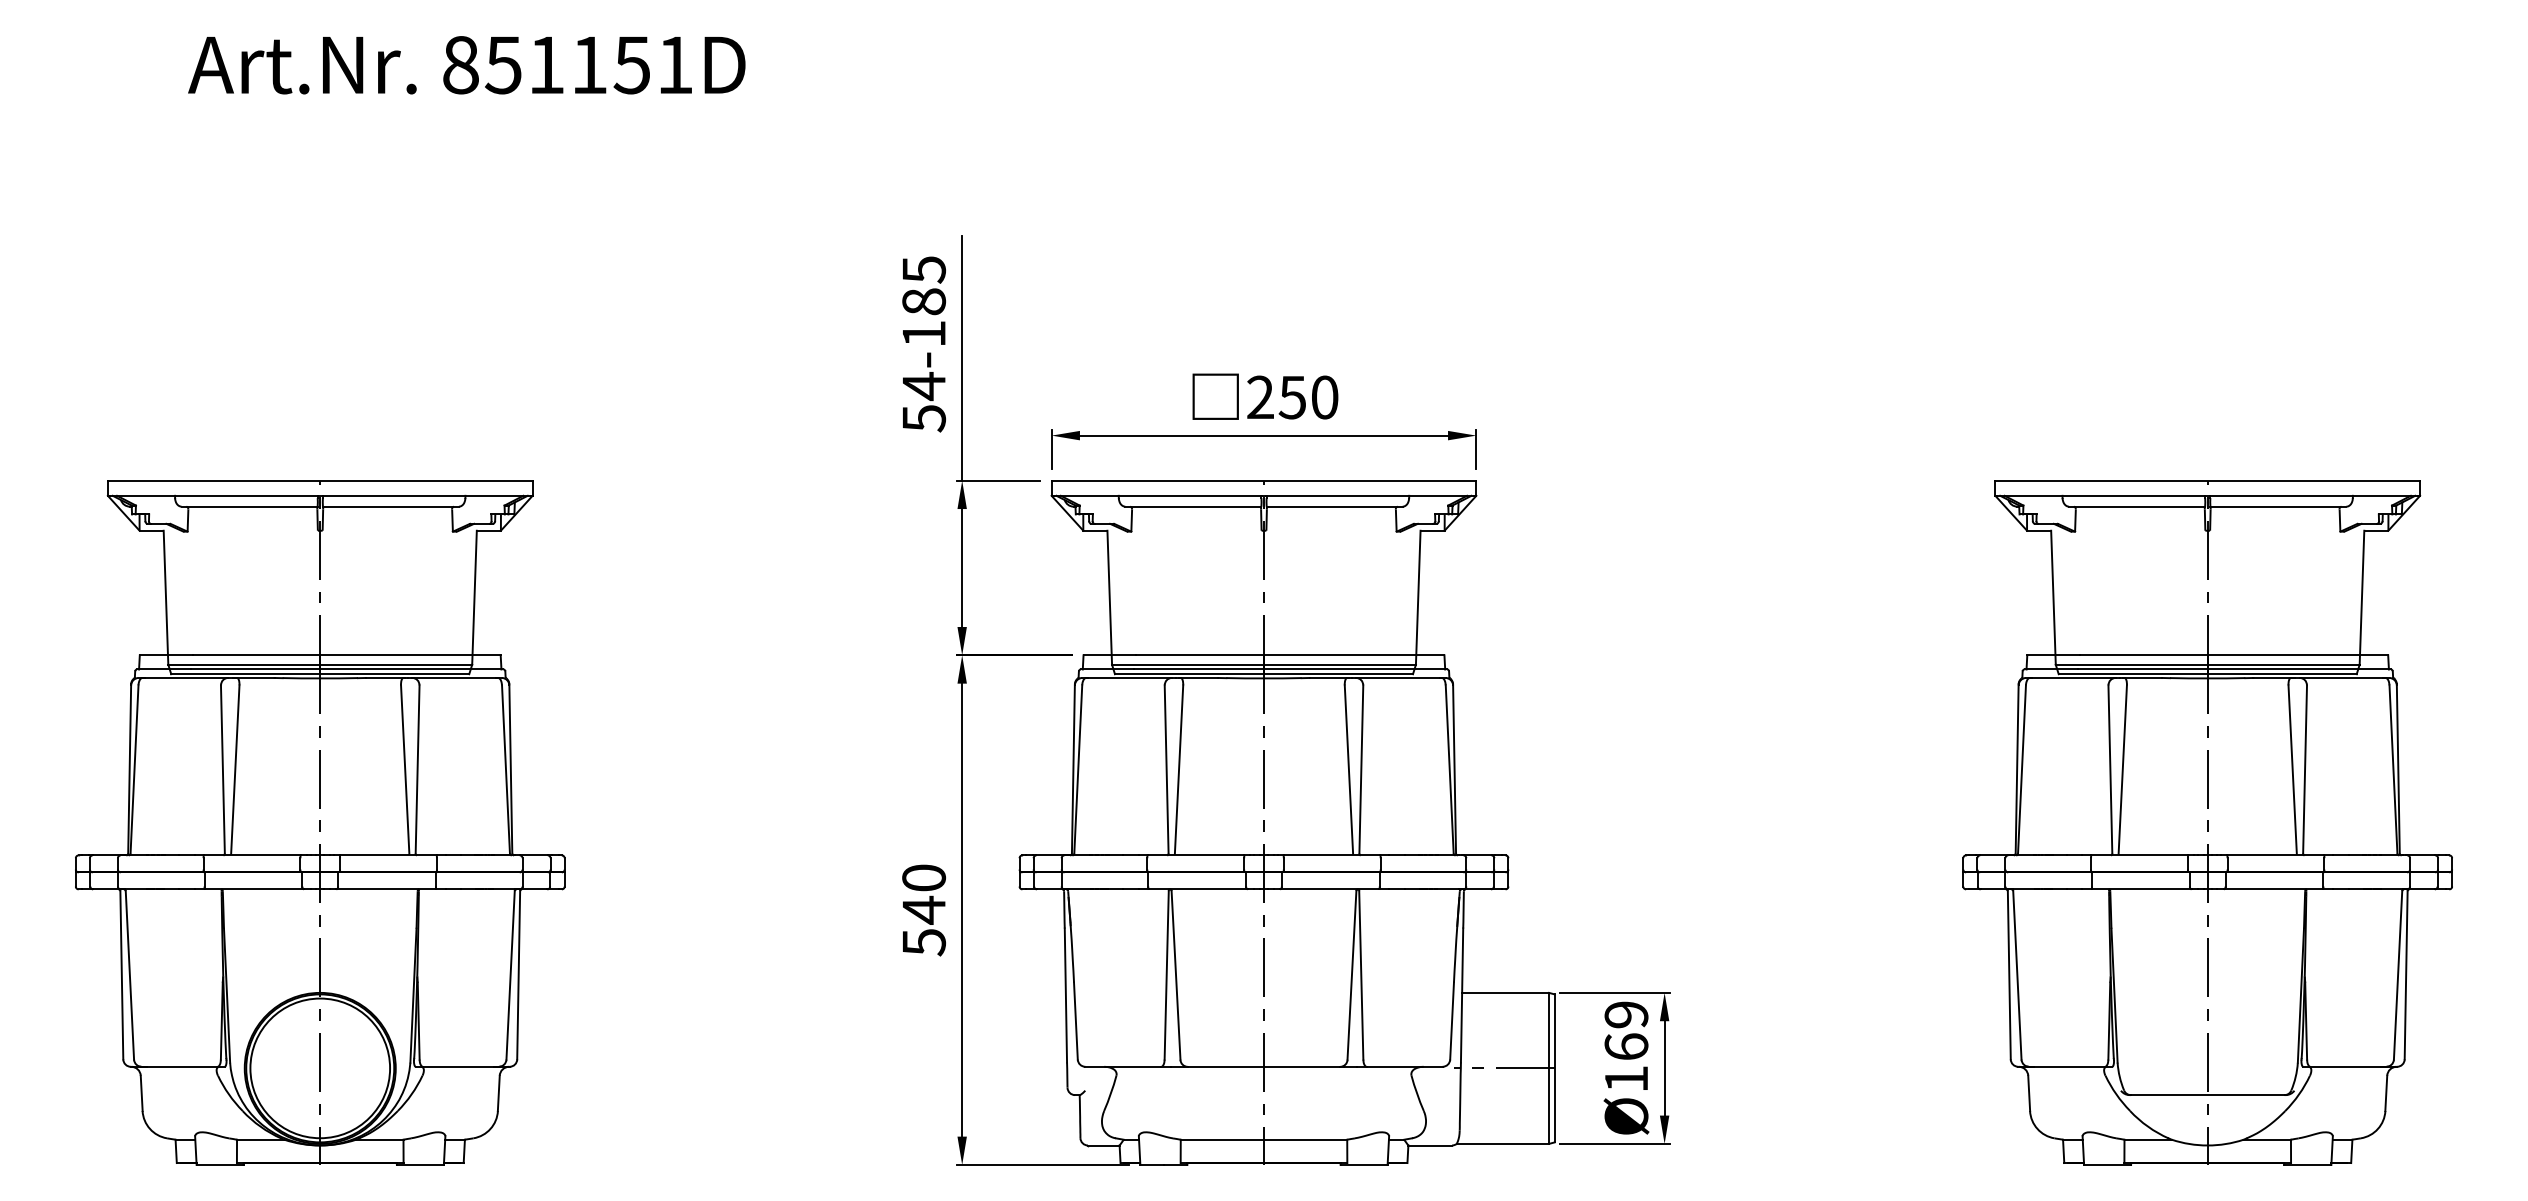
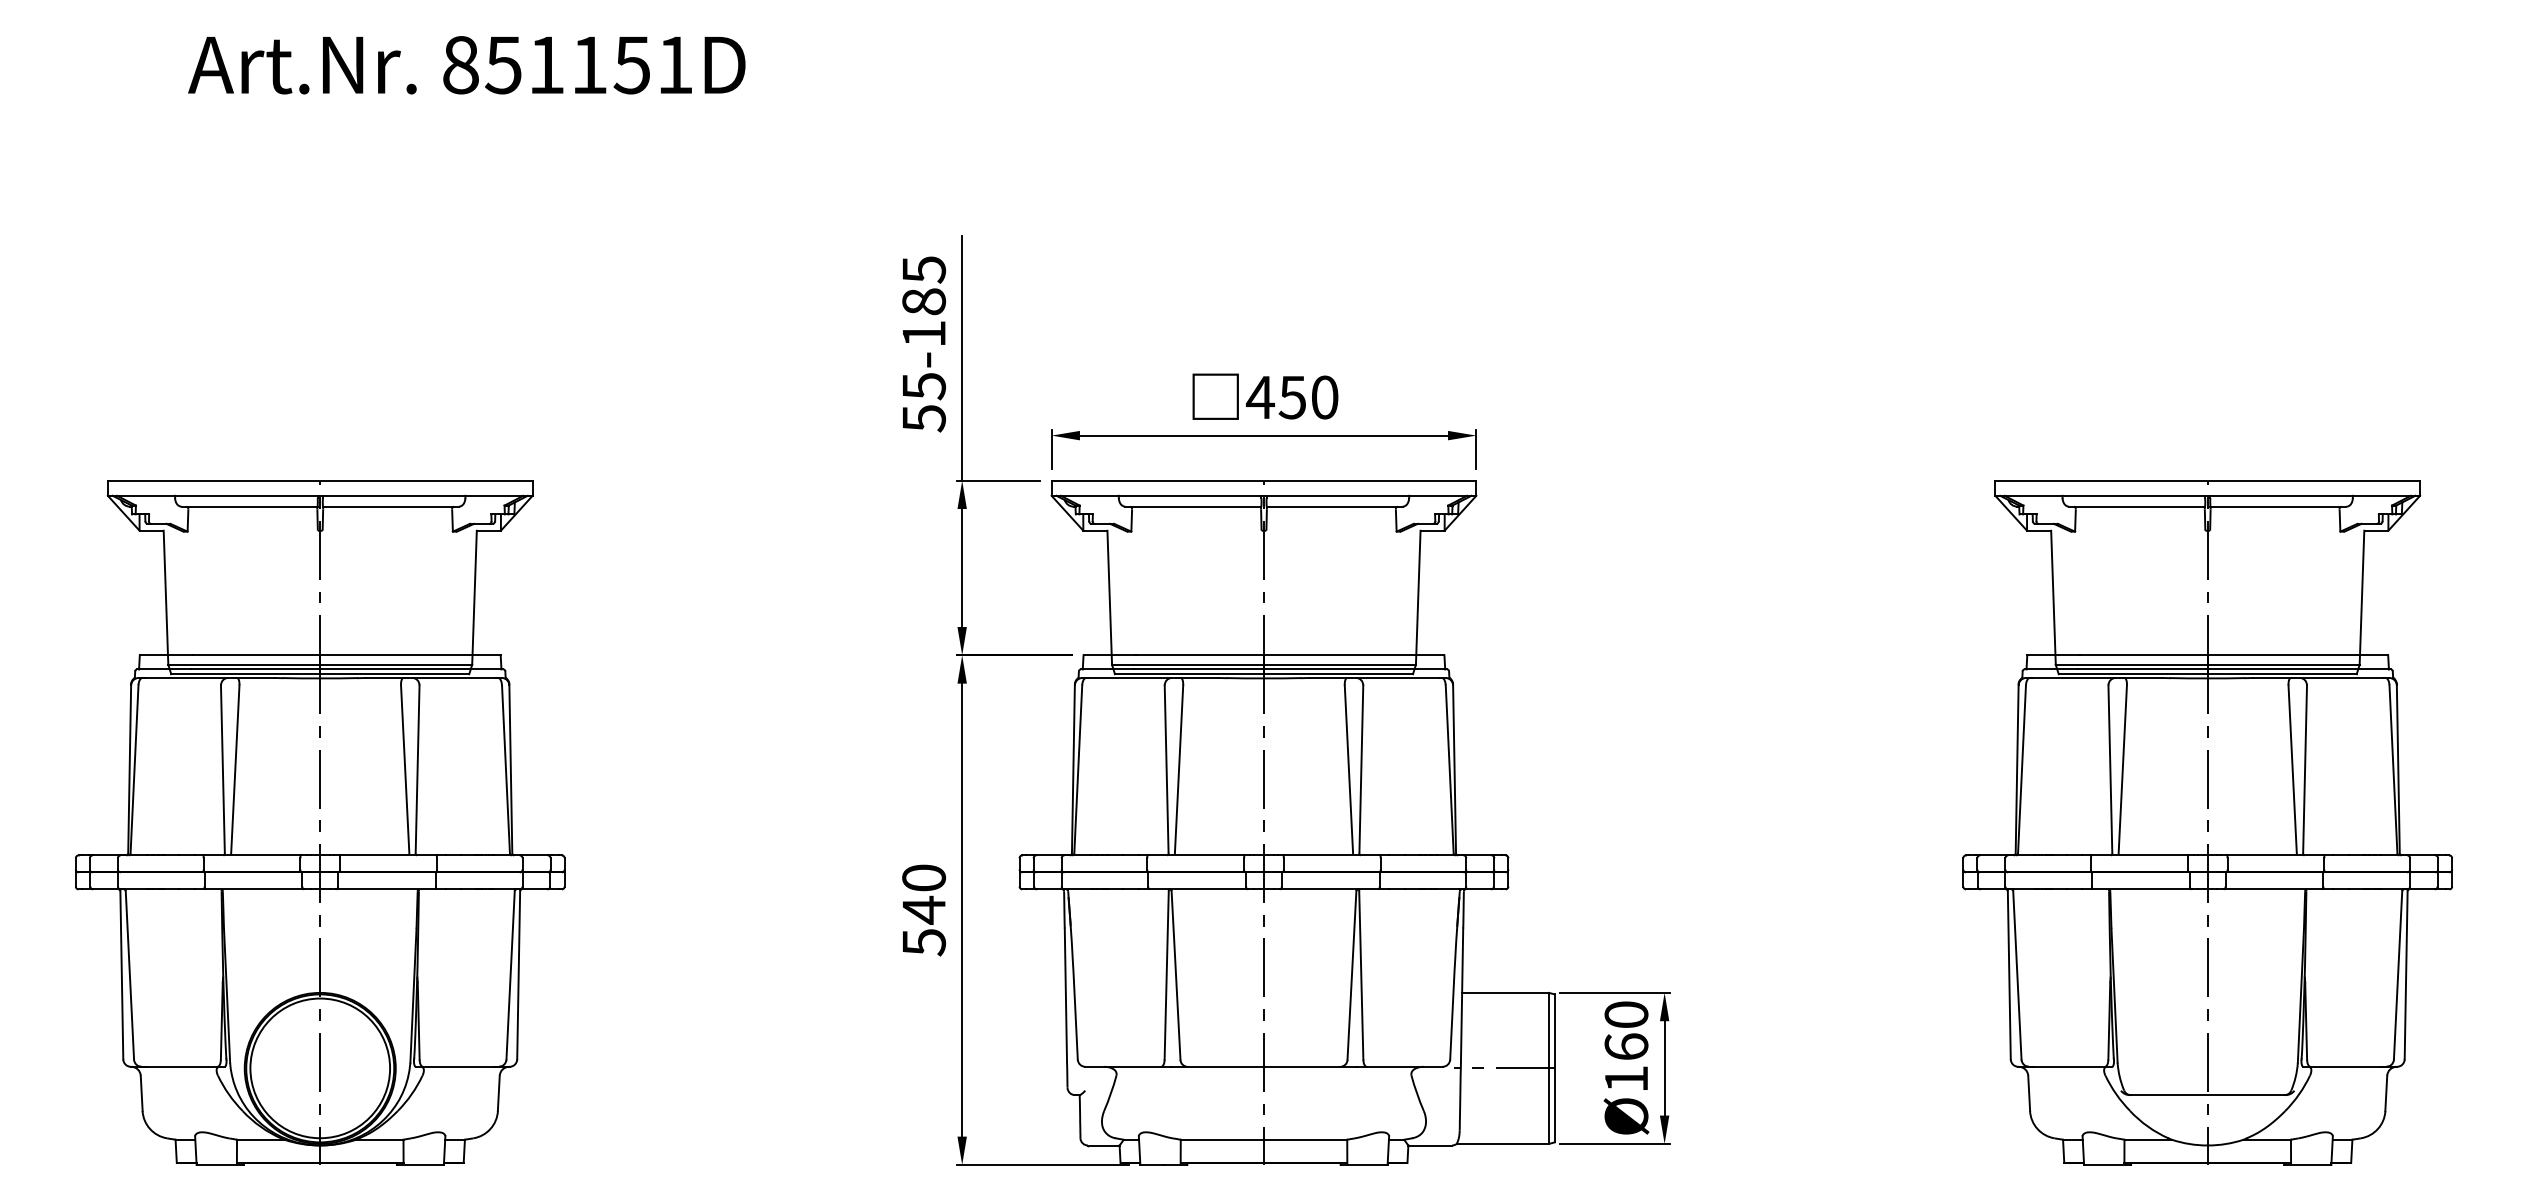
text: 54-185 -> 55-185 (924, 386)
text: 250 -> 450 (1260, 396)
text: Ø169 -> Ø160 (1626, 1014)
